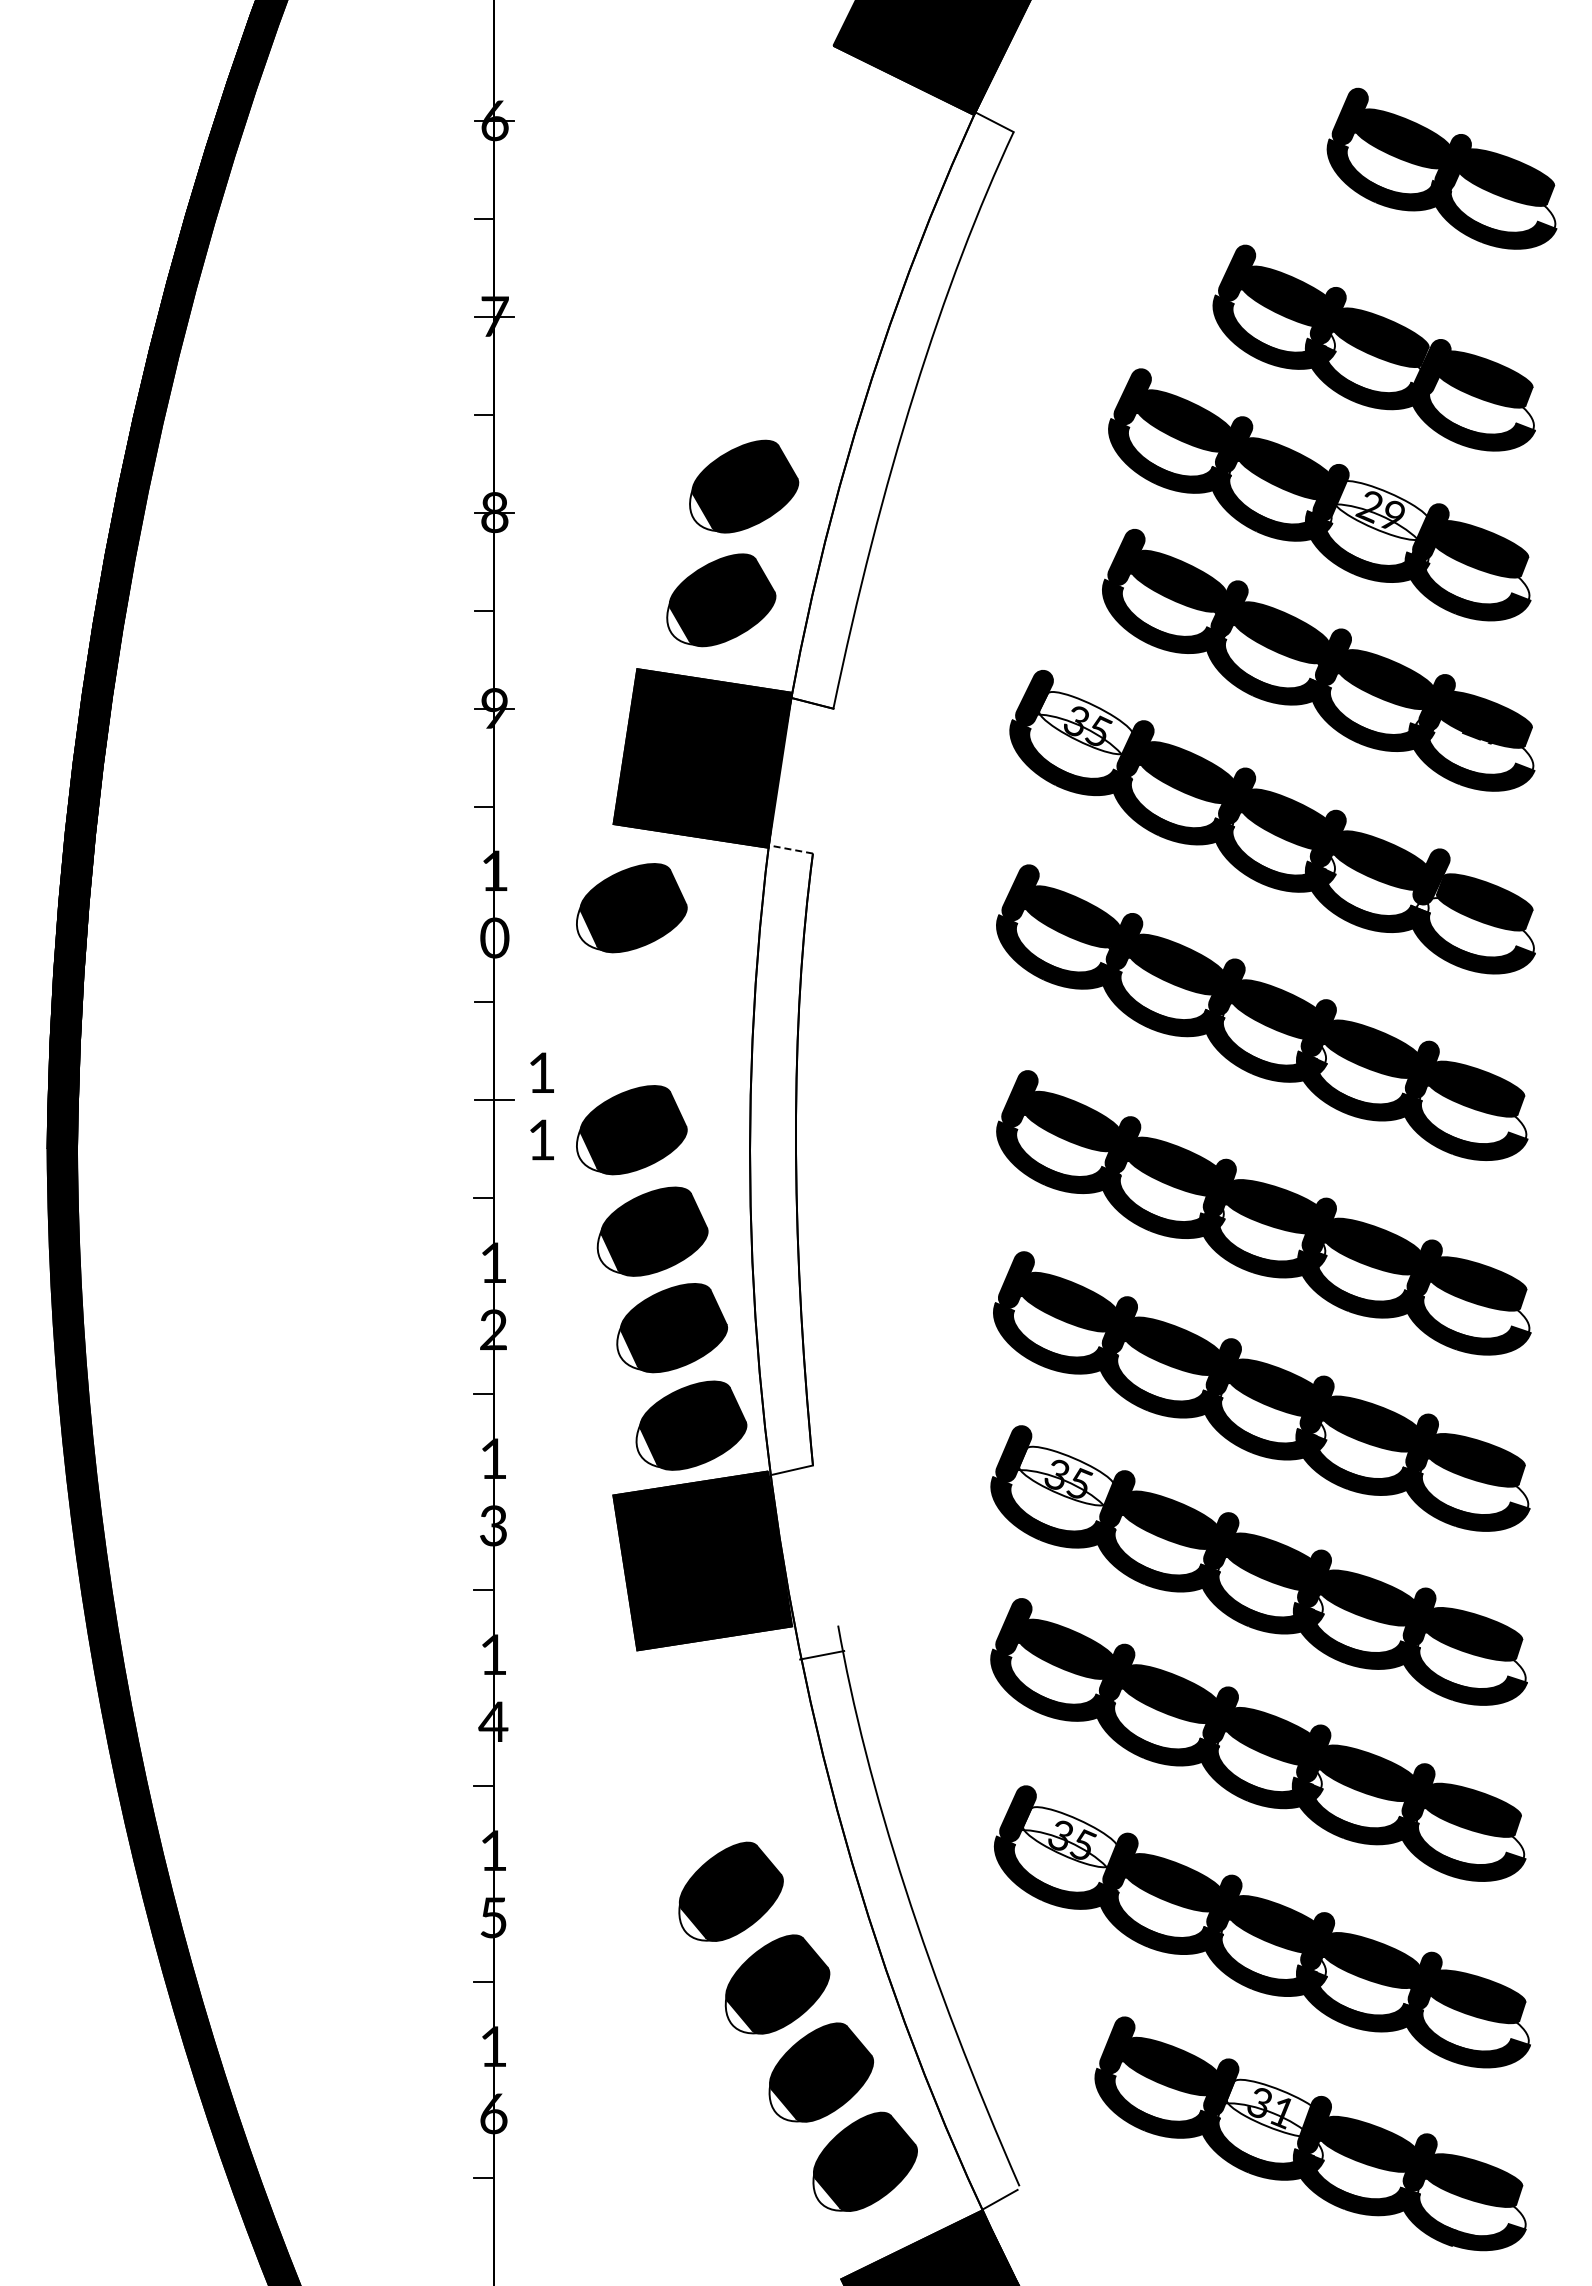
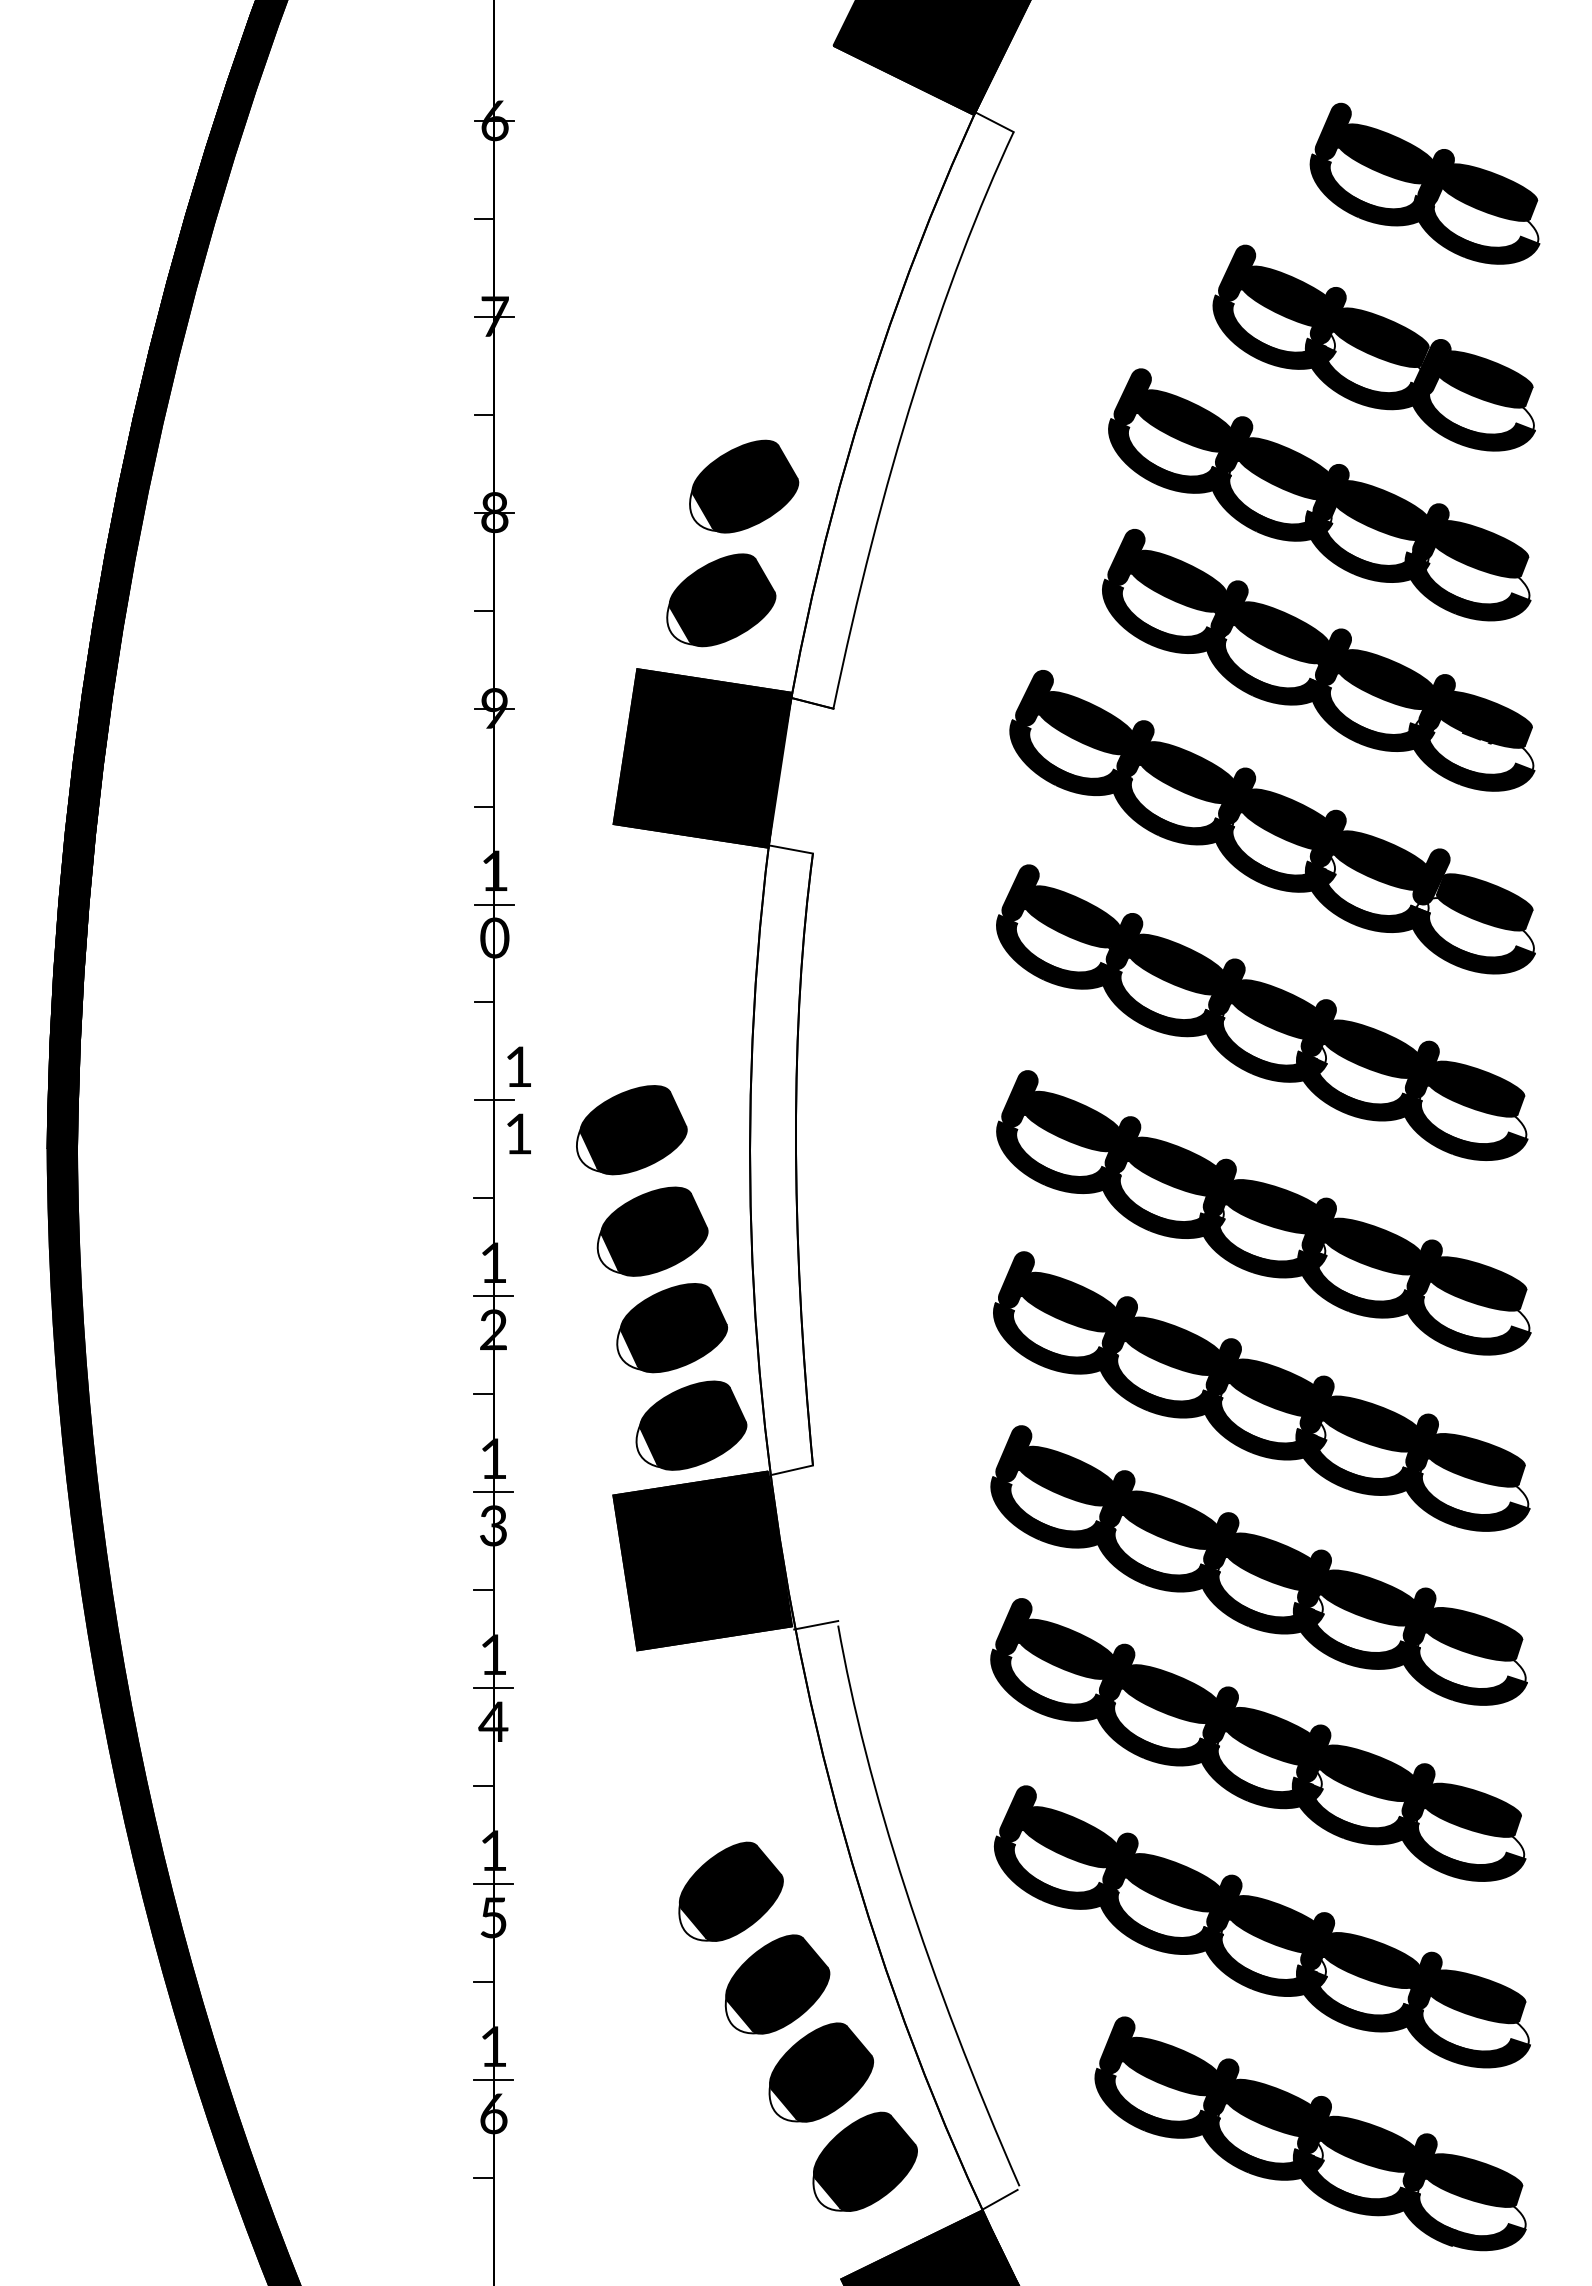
part position: (1441, 168) -> (1424, 183) (1424, 183)
fill: none -> present (1380, 510)
fill: none -> present (1085, 722)
line: dashed -> solid (791, 849)
line: none -> present (494, 904)
part: present -> none (631, 908)
text position: (541, 1106) -> (518, 1100) (518, 1100)
line: none -> present (492, 1296)
fill: none -> present (1066, 1475)
line: none -> present (492, 1492)
line position: (822, 1655) -> (816, 1625) (816, 1625)
line: none -> present (492, 1688)
fill: none -> present (1070, 1837)
line: none -> present (492, 1884)
line: none -> present (492, 2080)
fill: none -> present (1274, 2108)
